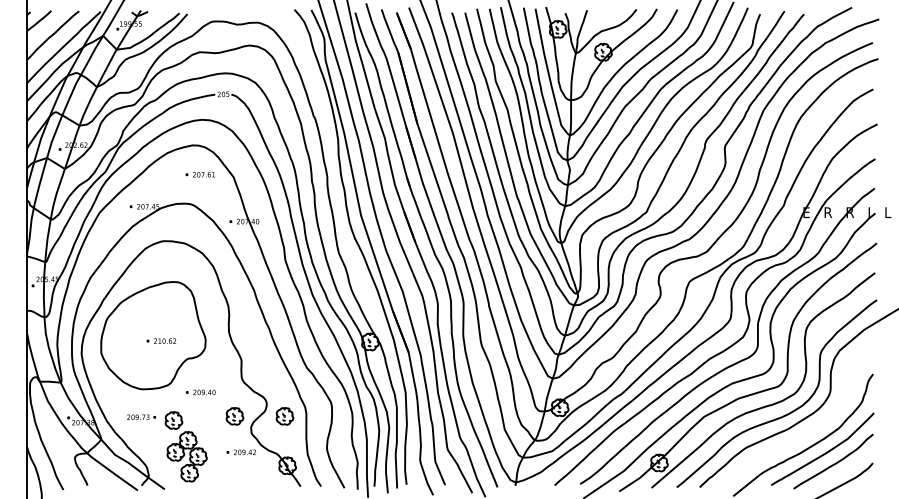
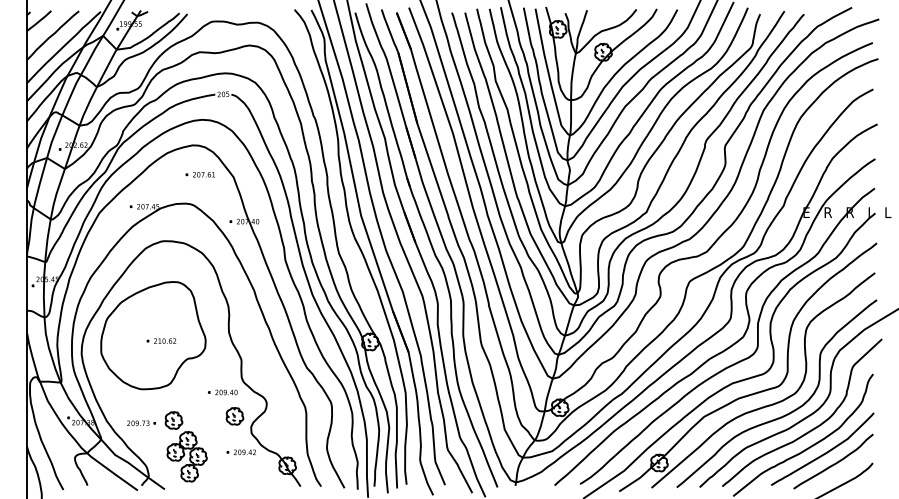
part position: (200, 392) -> (222, 392) (222, 392)
part: present -> none (284, 416)
part position: (141, 417) -> (141, 423) (141, 423)
curve: none -> present (812, 428)
